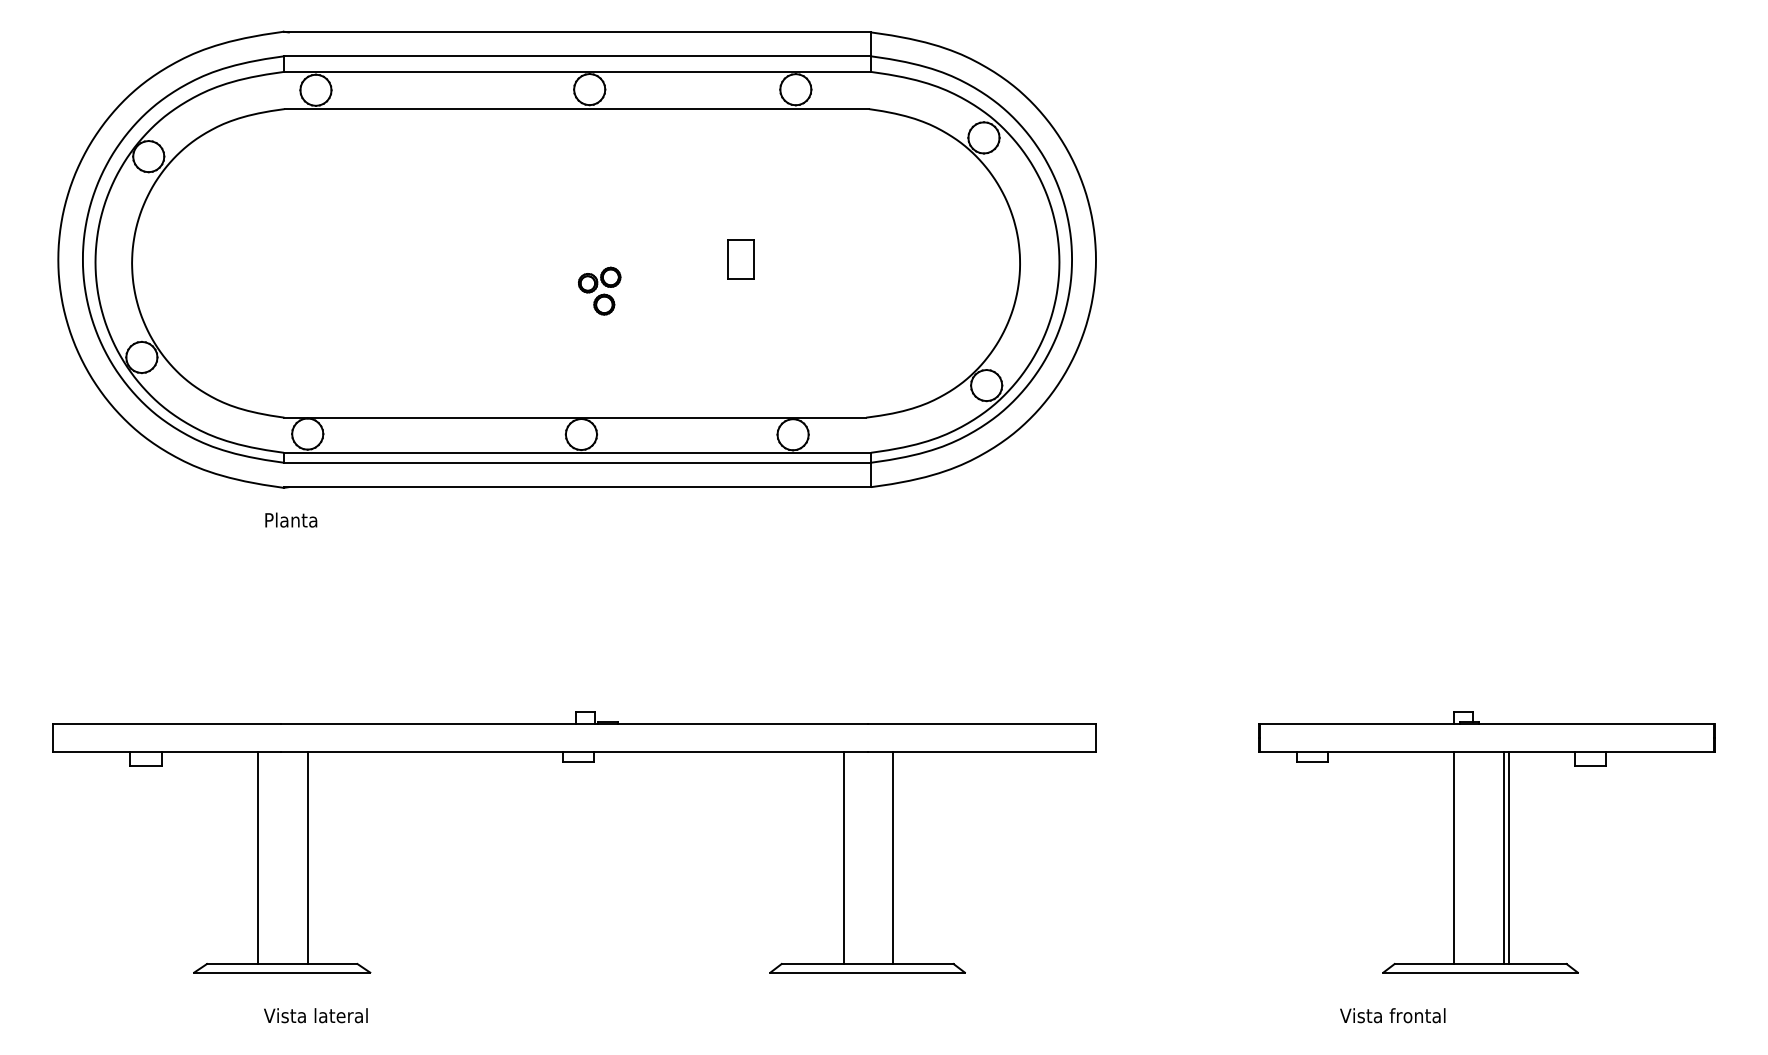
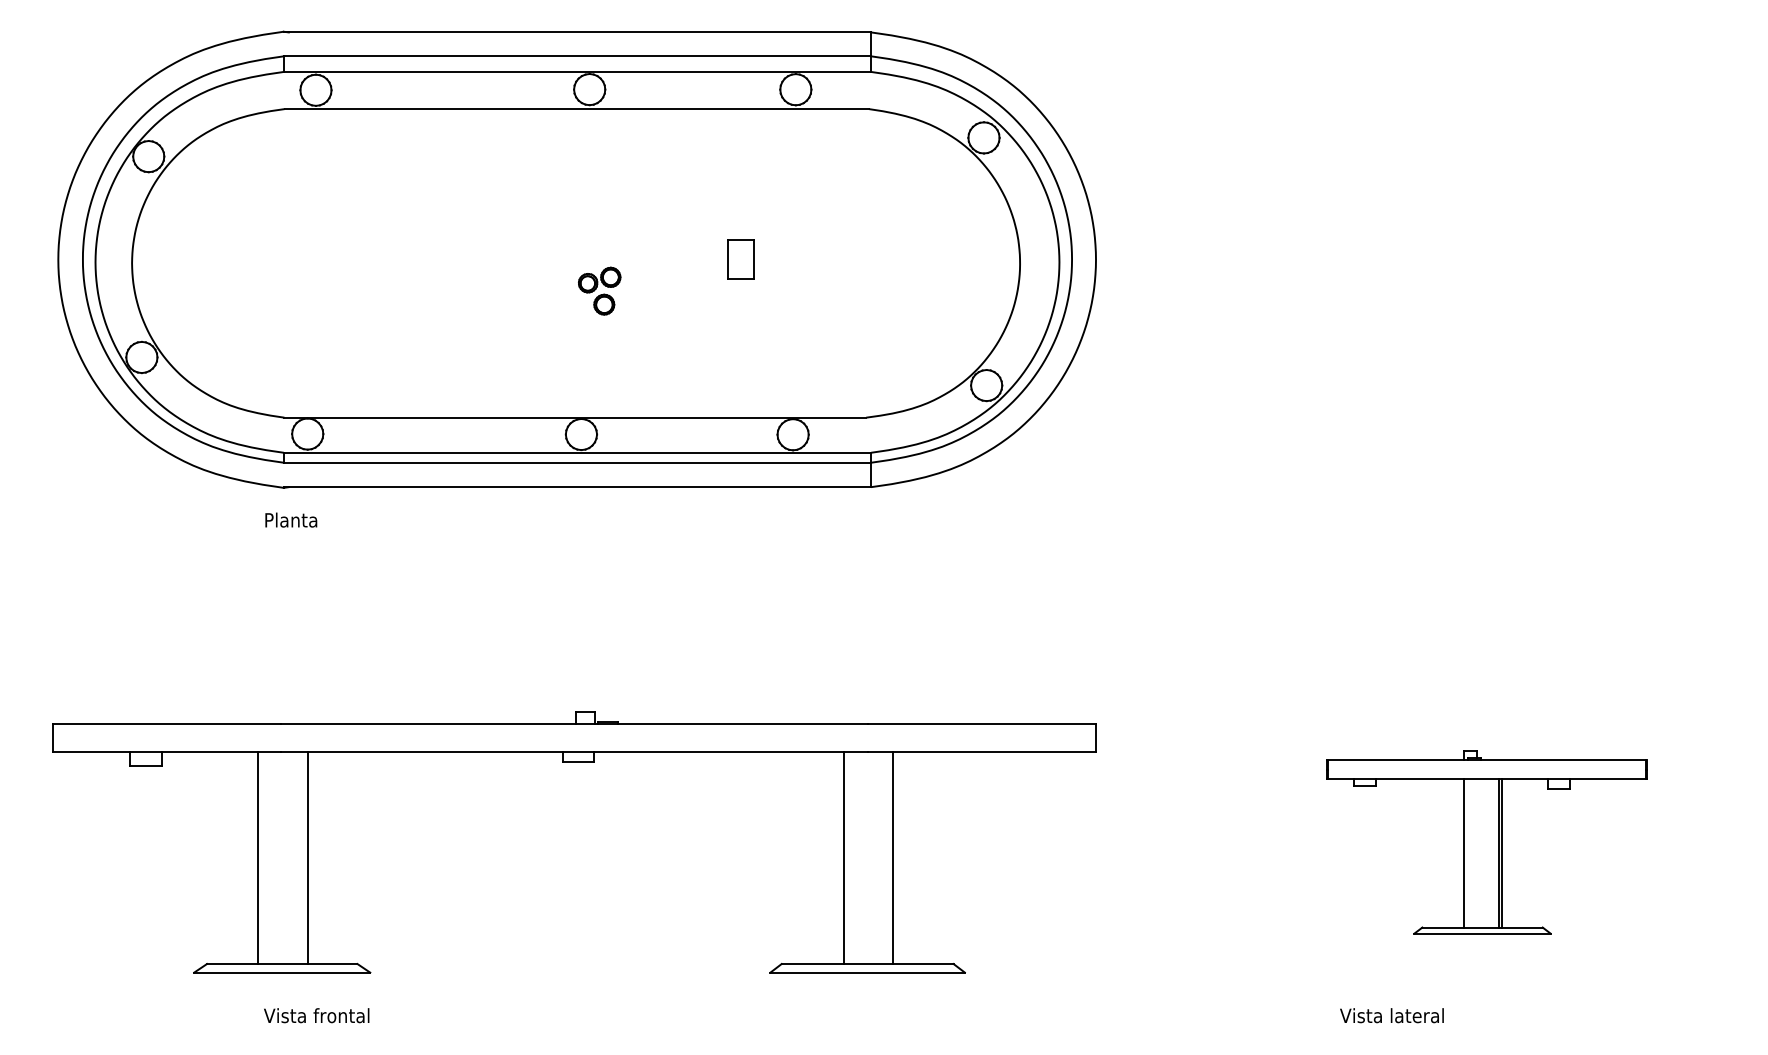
part size: 458x263 px -> 322x185 px (1486, 842)
text: Vista lateral -> Vista frontal (341, 1015)
text: Vista frontal -> Vista lateral (1417, 1015)
